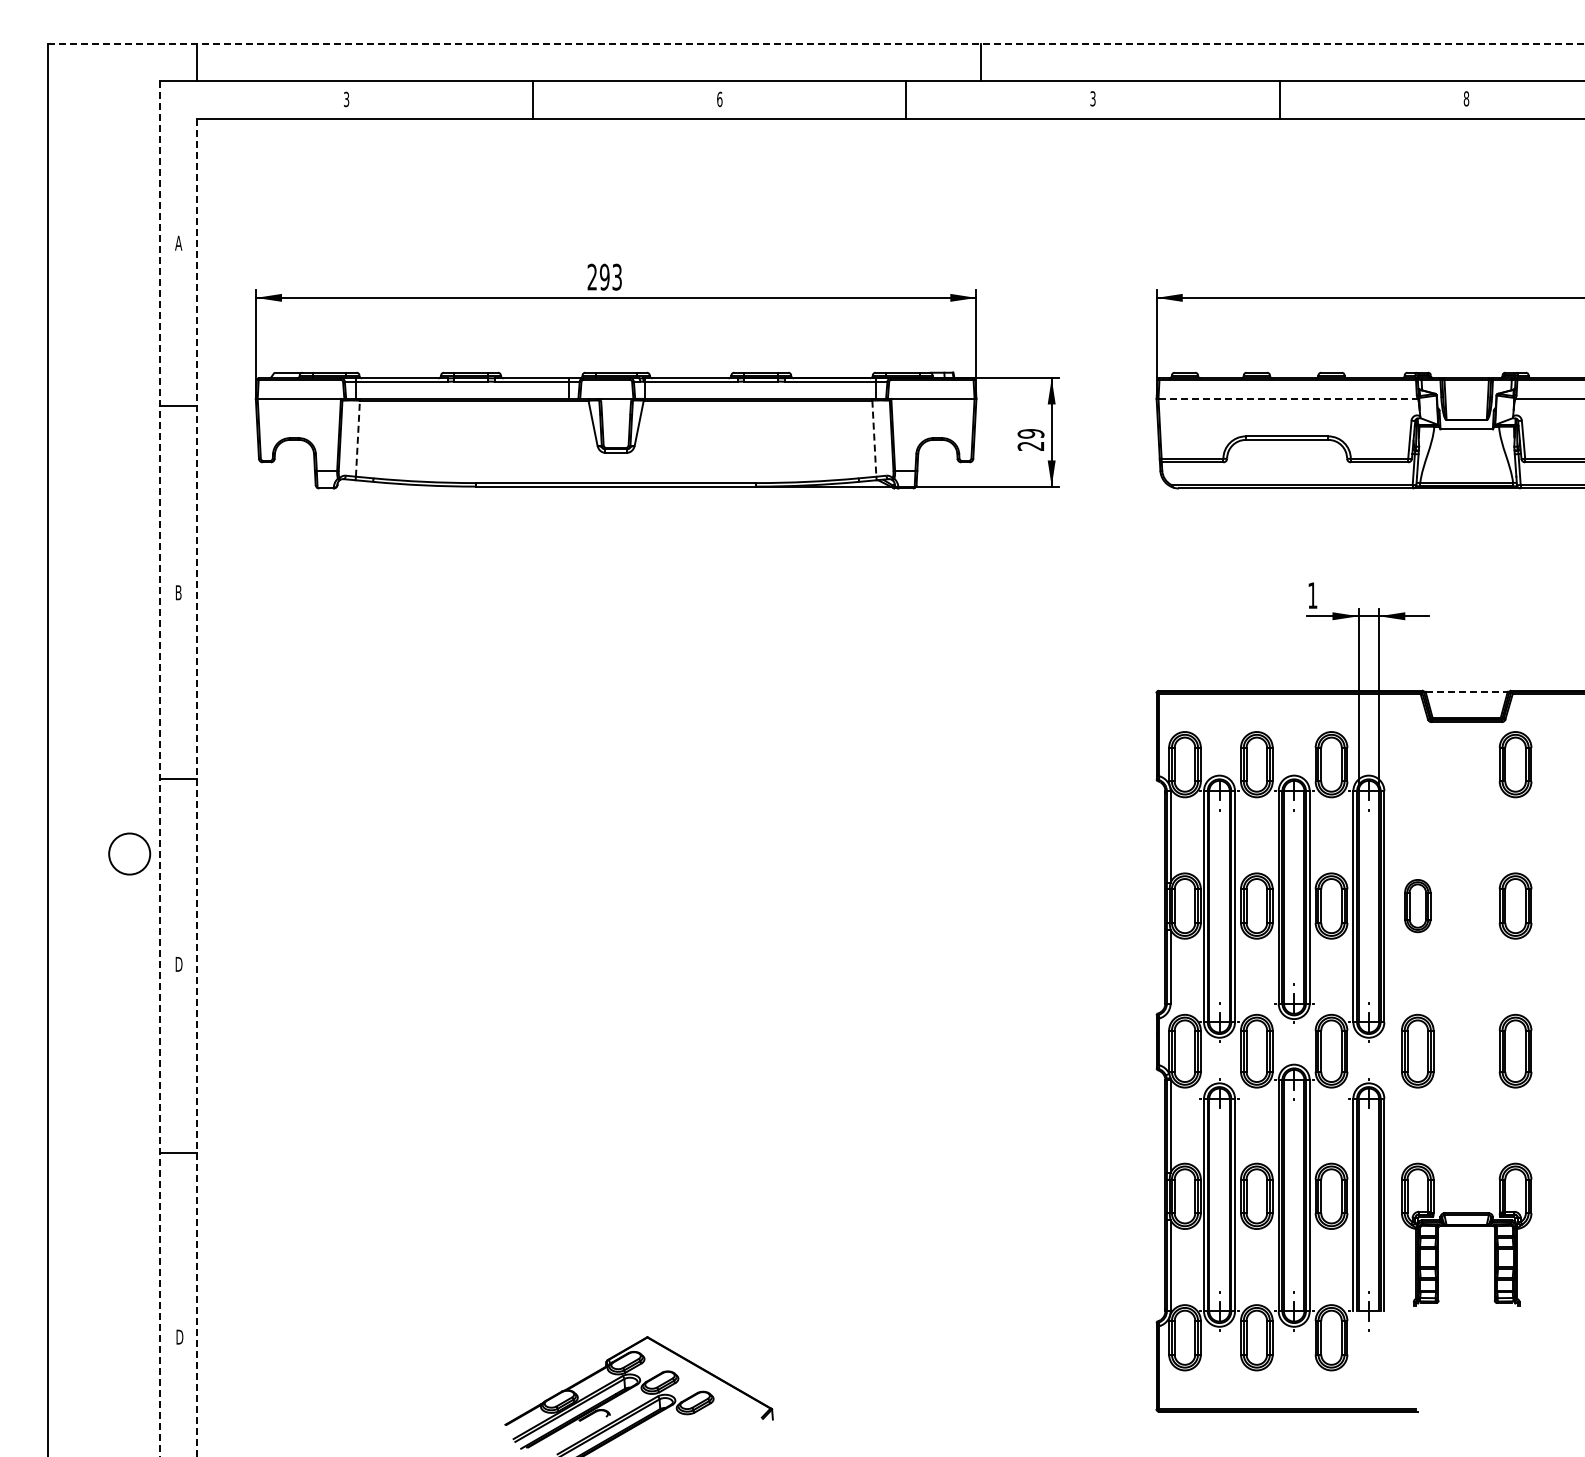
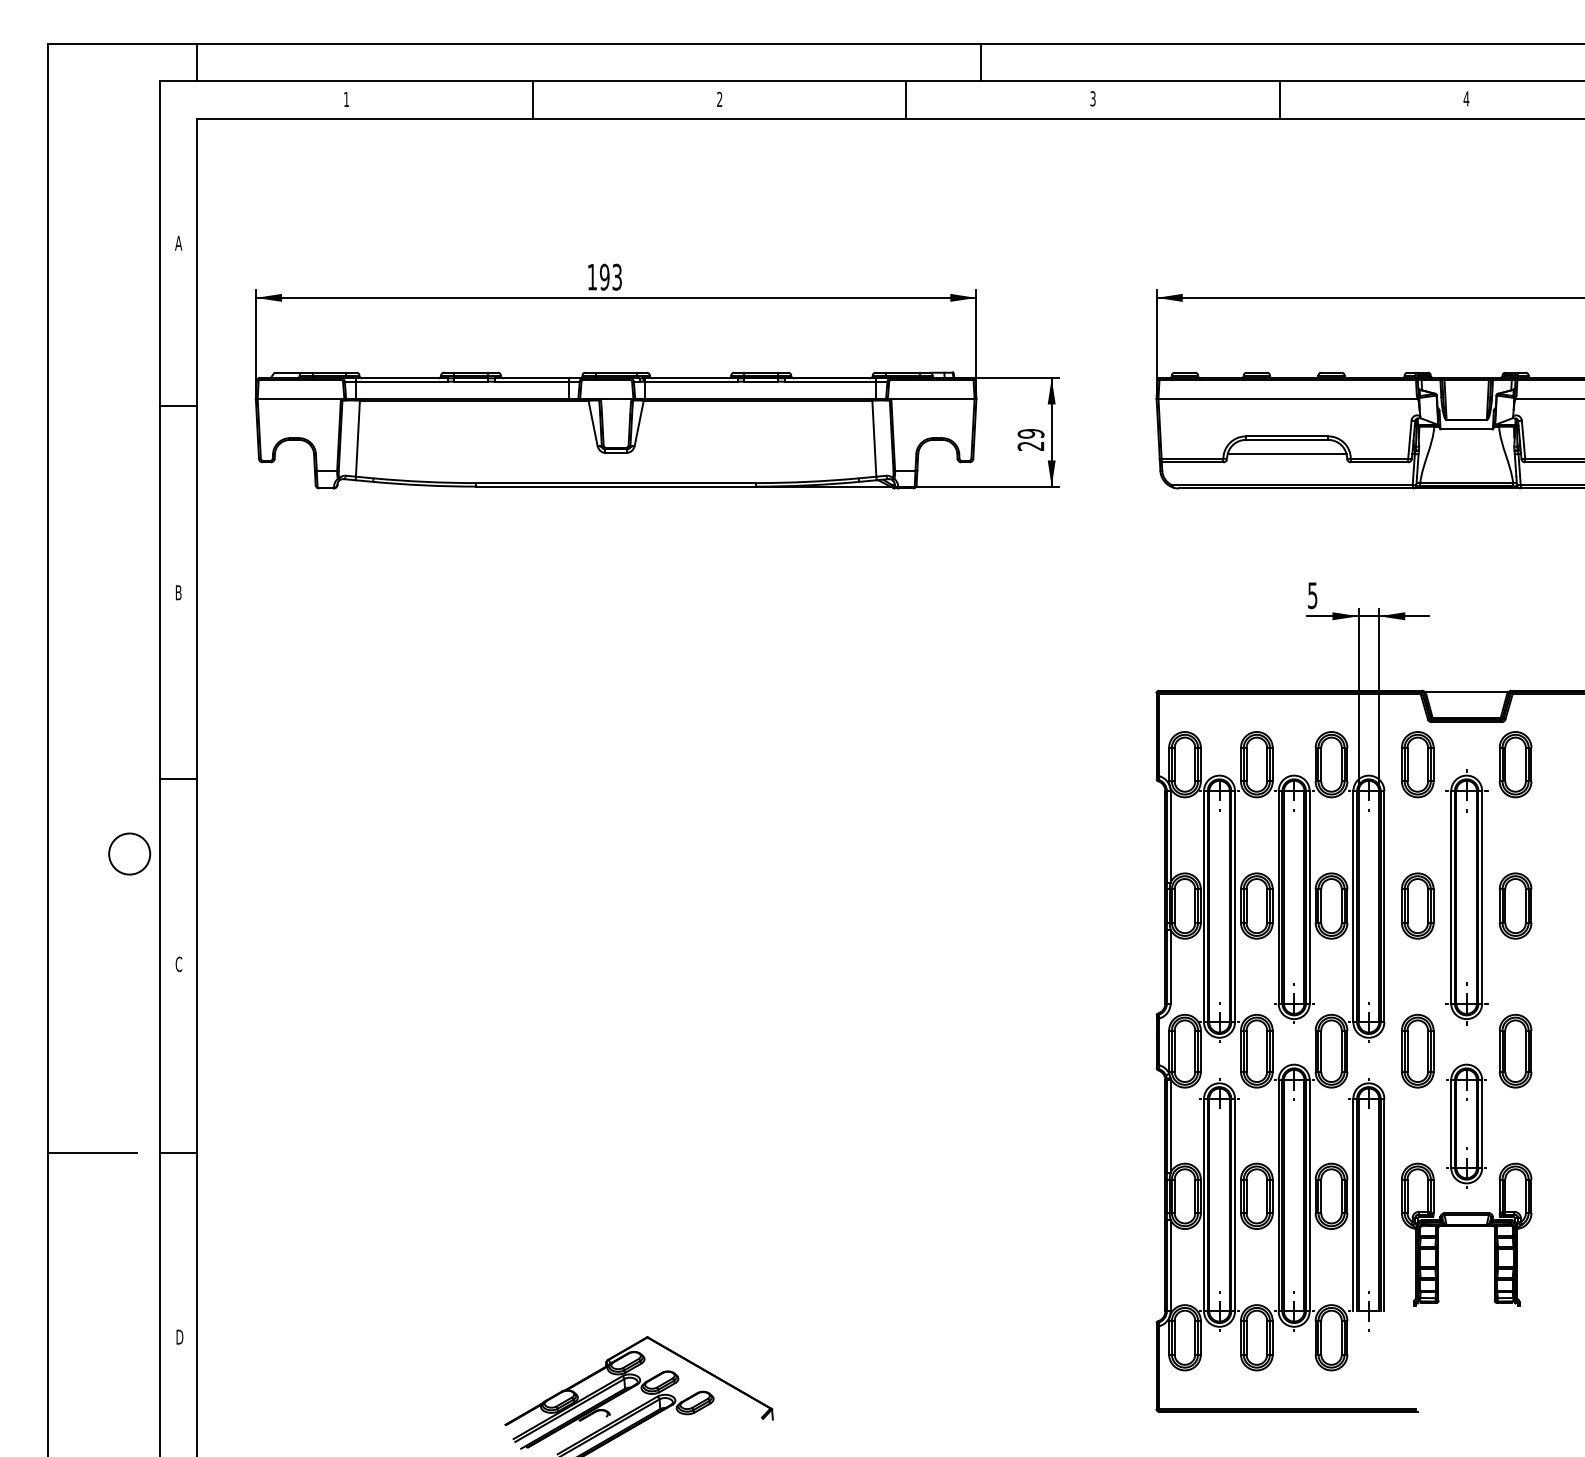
line: dashed -> solid (816, 43)
text: 8 -> 4 (1466, 98)
text: 3 -> 1 (346, 99)
text: 6 -> 2 (719, 99)
text: 293 -> 193 (591, 276)
line: dashed -> solid (1288, 398)
line: dashed -> solid (357, 438)
line: dashed -> solid (874, 439)
line: none -> present (1286, 454)
text: 1 -> 5 (1312, 595)
line: dashed -> solid (1467, 691)
part: none -> present (1417, 764)
line: dashed -> solid (159, 768)
line: dashed -> solid (196, 787)
part: none -> present (1466, 897)
part size: 28x55 px -> 34x68 px (1417, 905)
text: D -> C (178, 964)
part: none -> present (1466, 1125)
line: none -> present (92, 1152)
